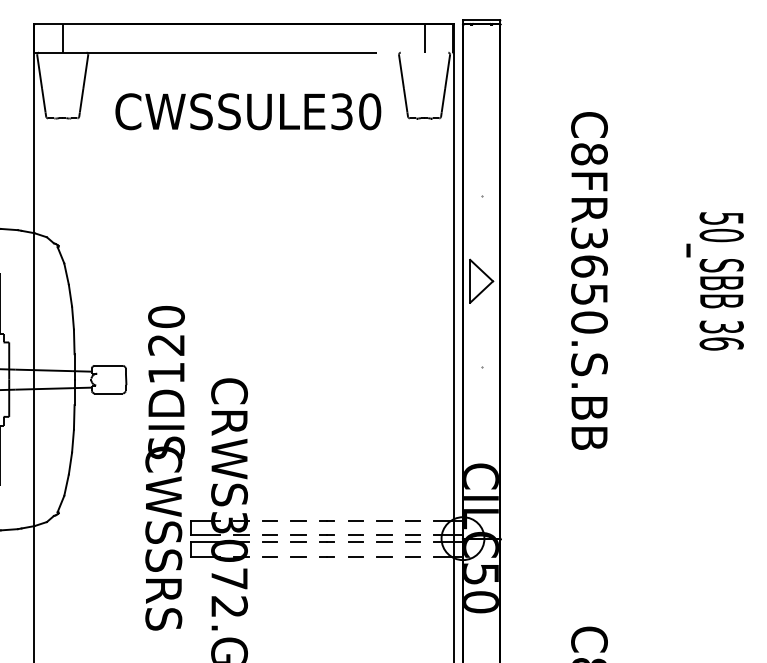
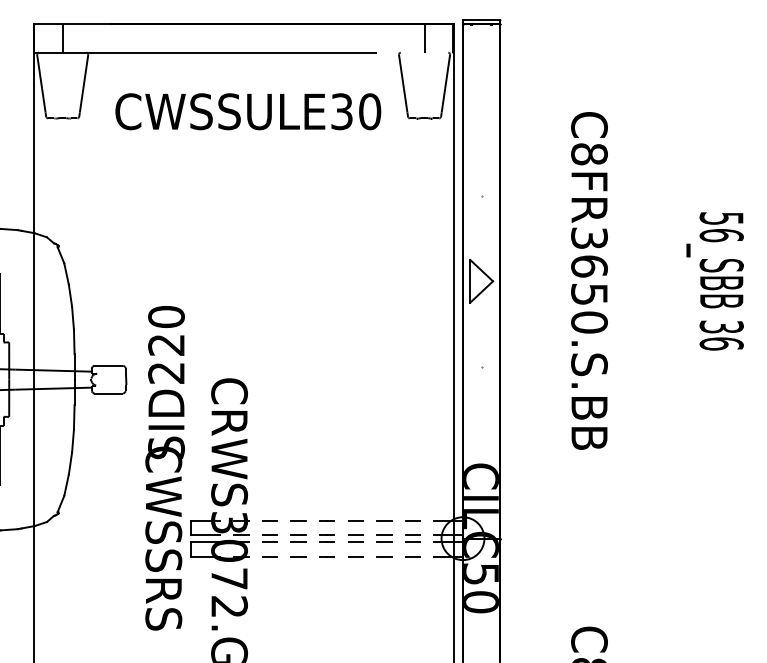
text: 50_SBB -> 56_SBB (721, 235)
text: SID120 -> SID220 (166, 373)
